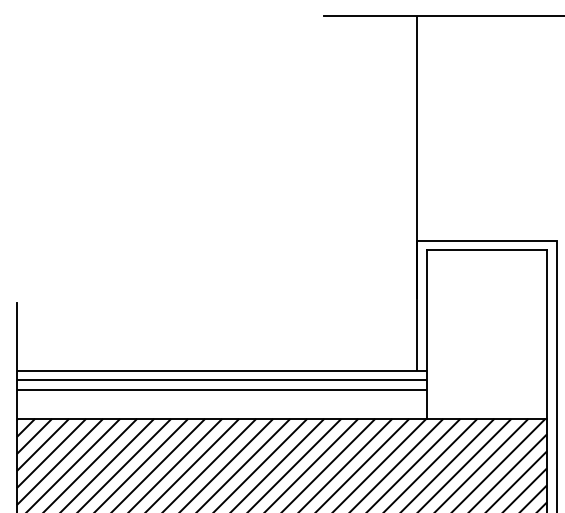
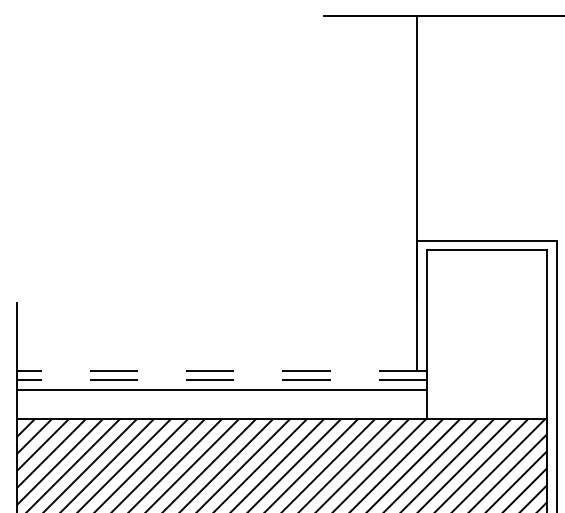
line: solid -> dashed (221, 370)
line: solid -> dashed (221, 380)
